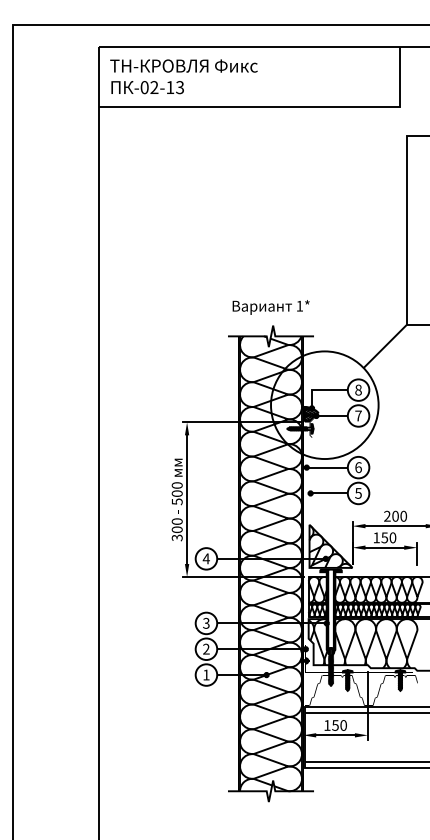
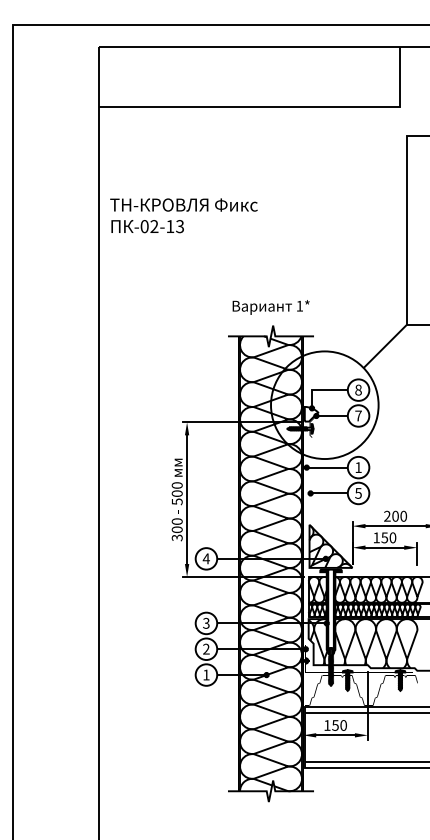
text position: (183, 76) -> (183, 215) (183, 215)
hatch: present -> none (311, 413)
text: 6 -> 1 (358, 467)
